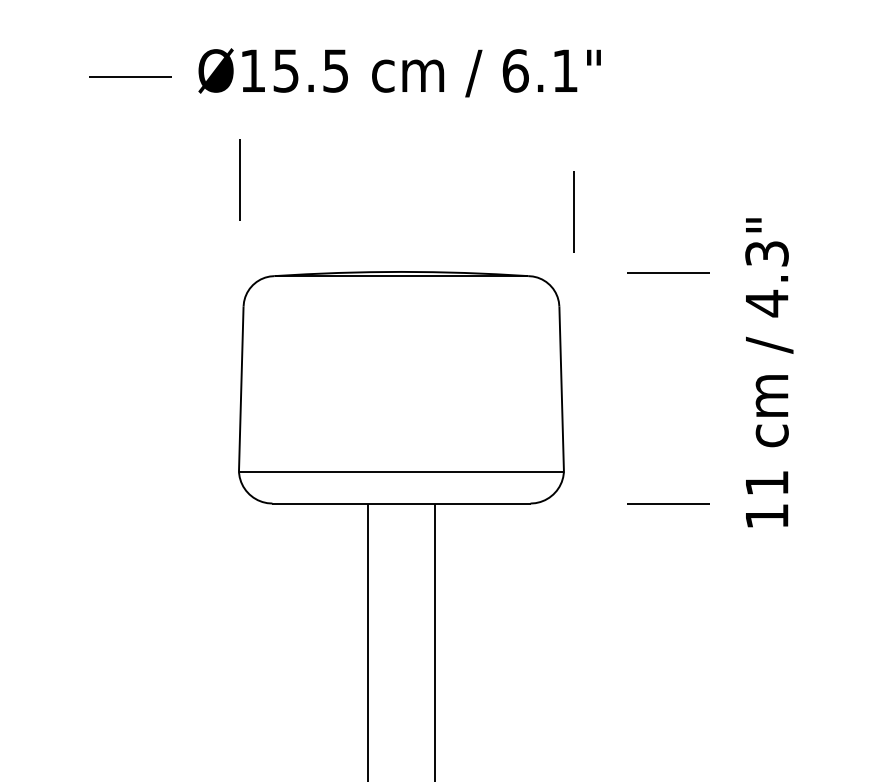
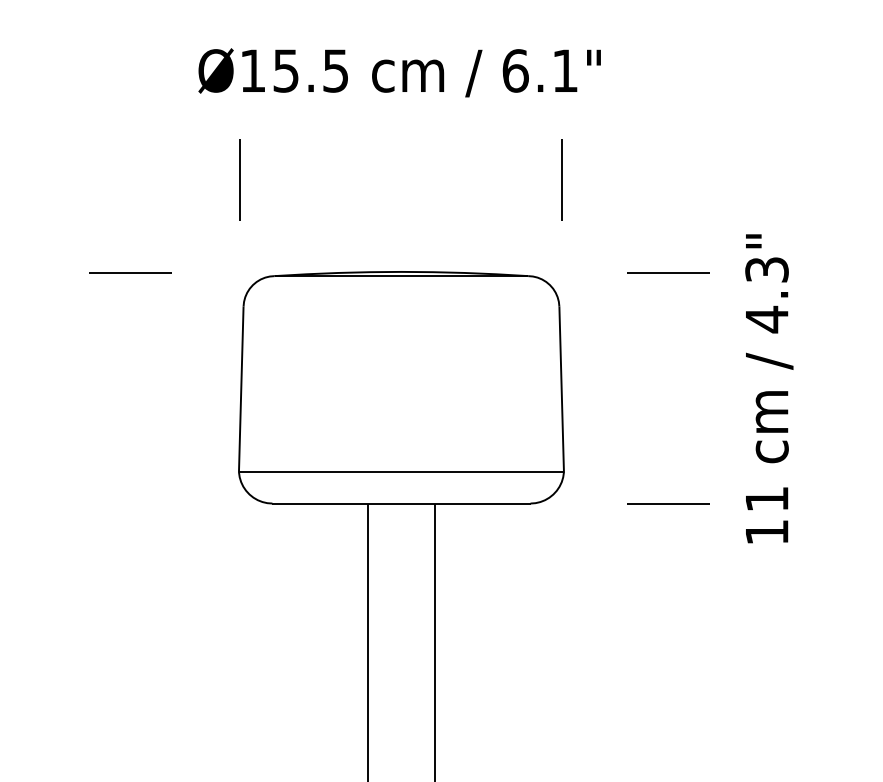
line position: (130, 76) -> (130, 272) (130, 272)
line position: (573, 211) -> (561, 179) (561, 179)
text position: (769, 372) -> (769, 388) (769, 388)
